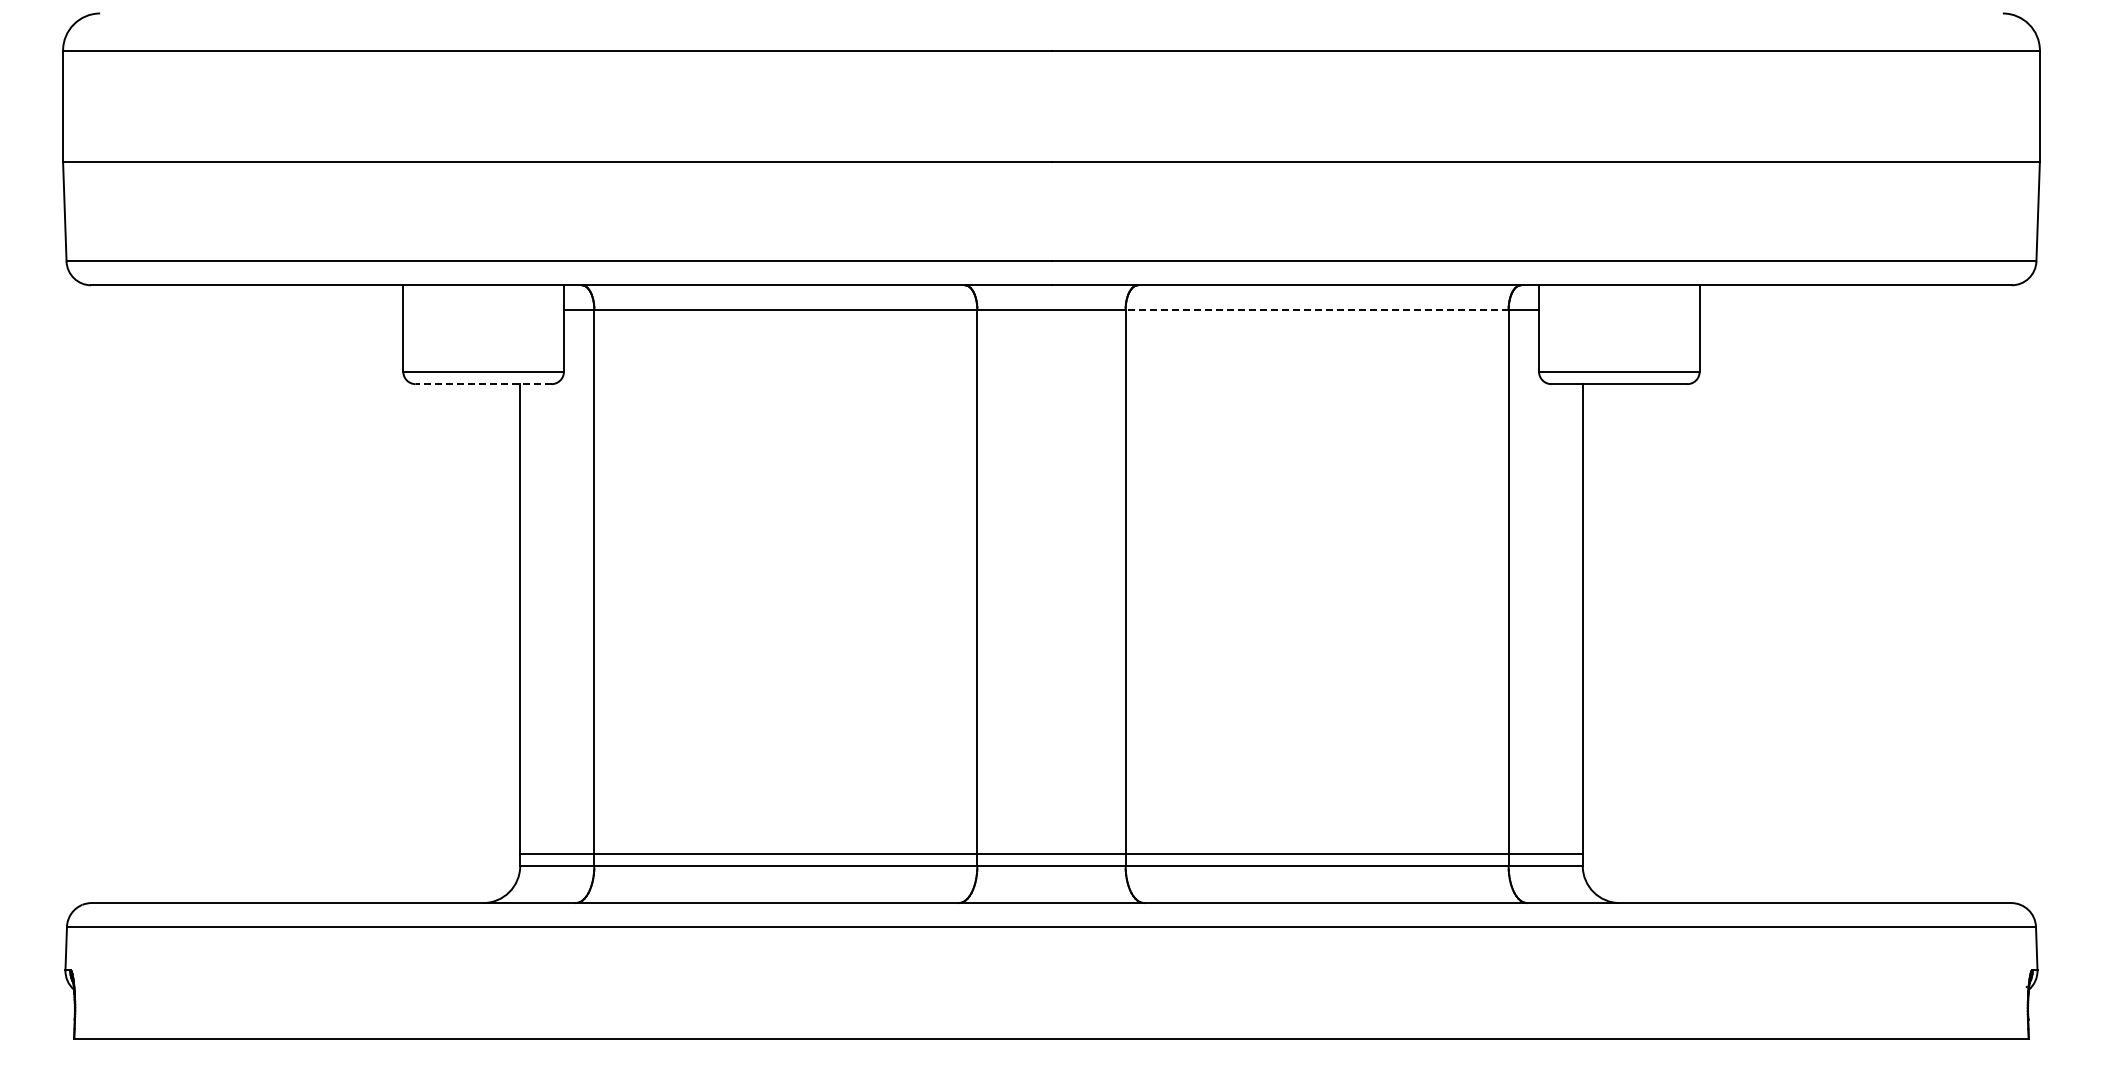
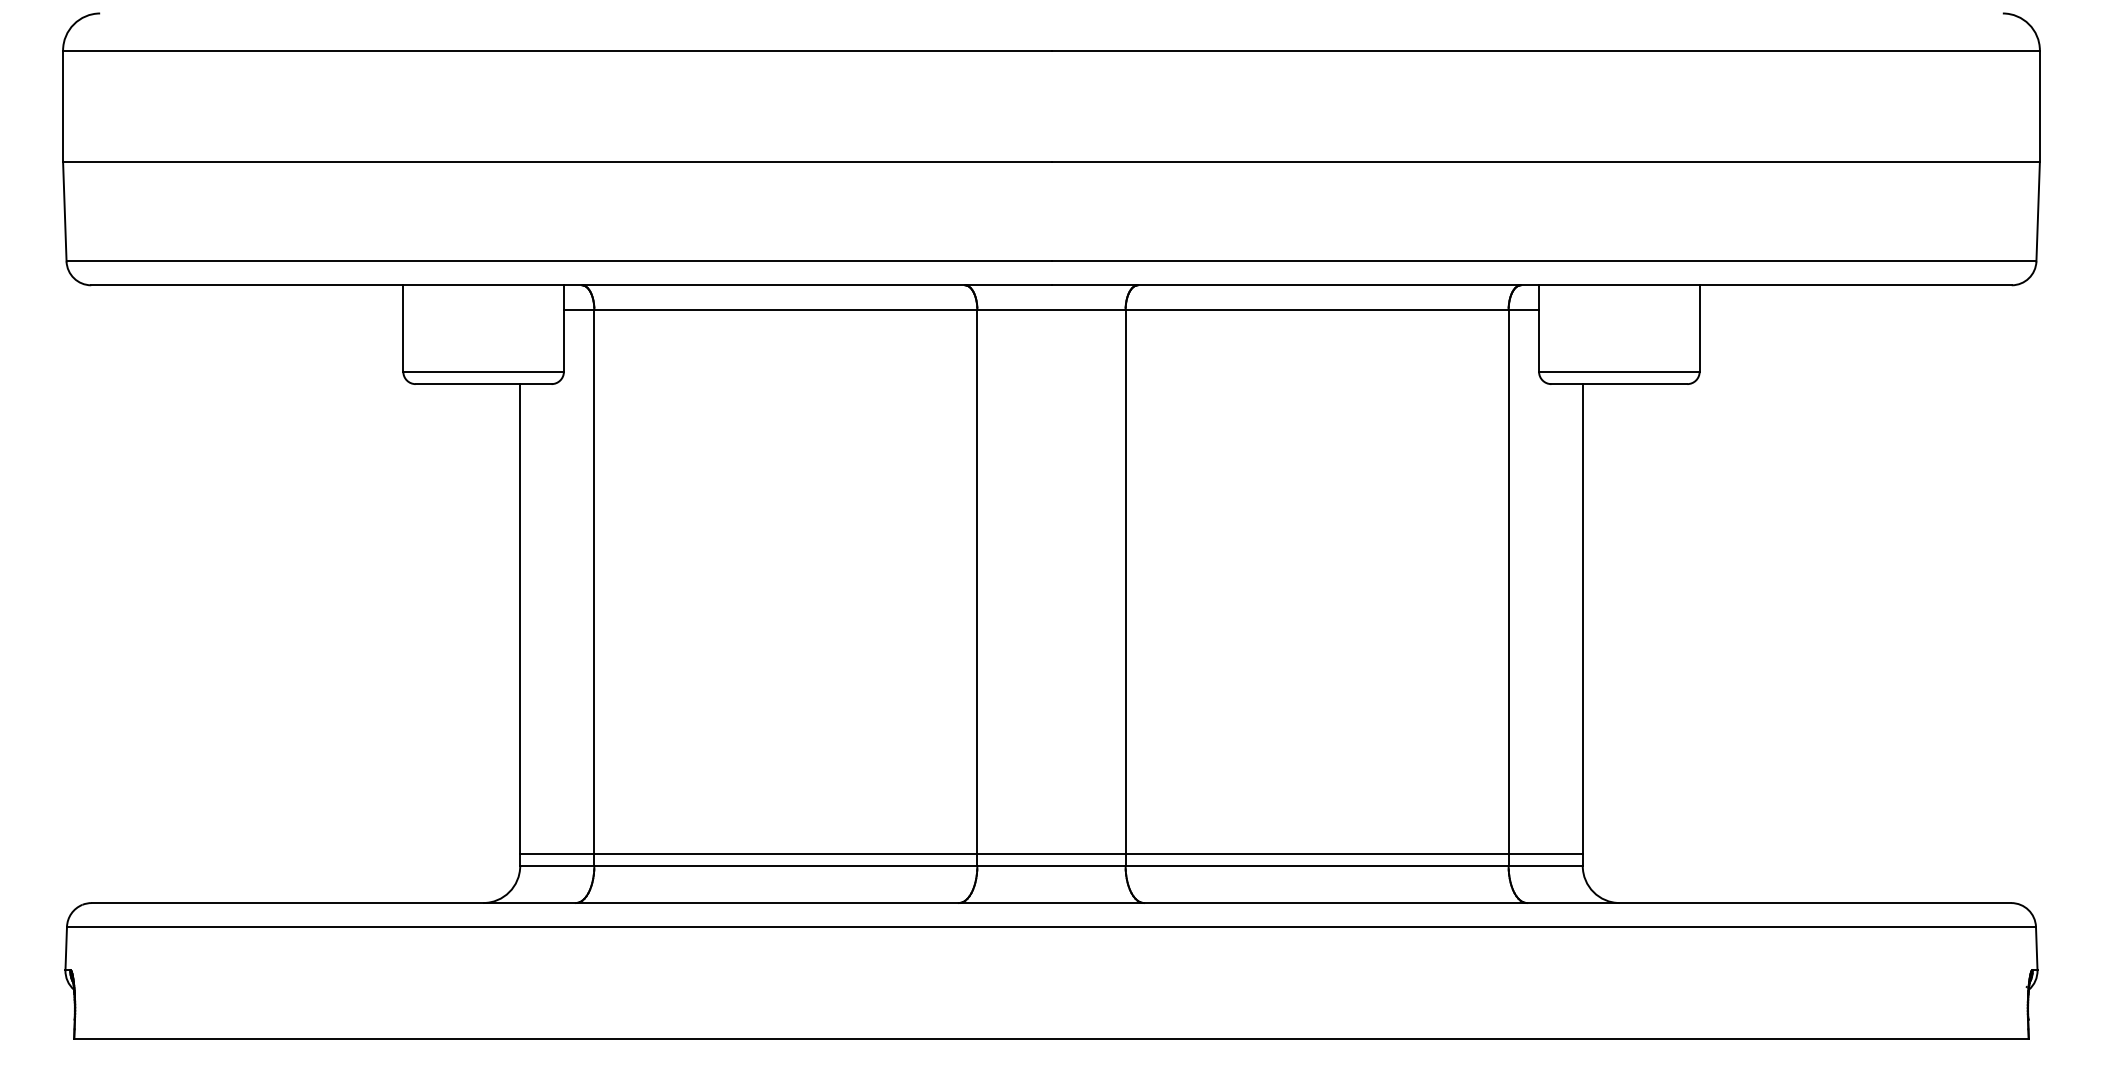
line: dashed -> solid (1317, 310)
line: dashed -> solid (483, 384)
